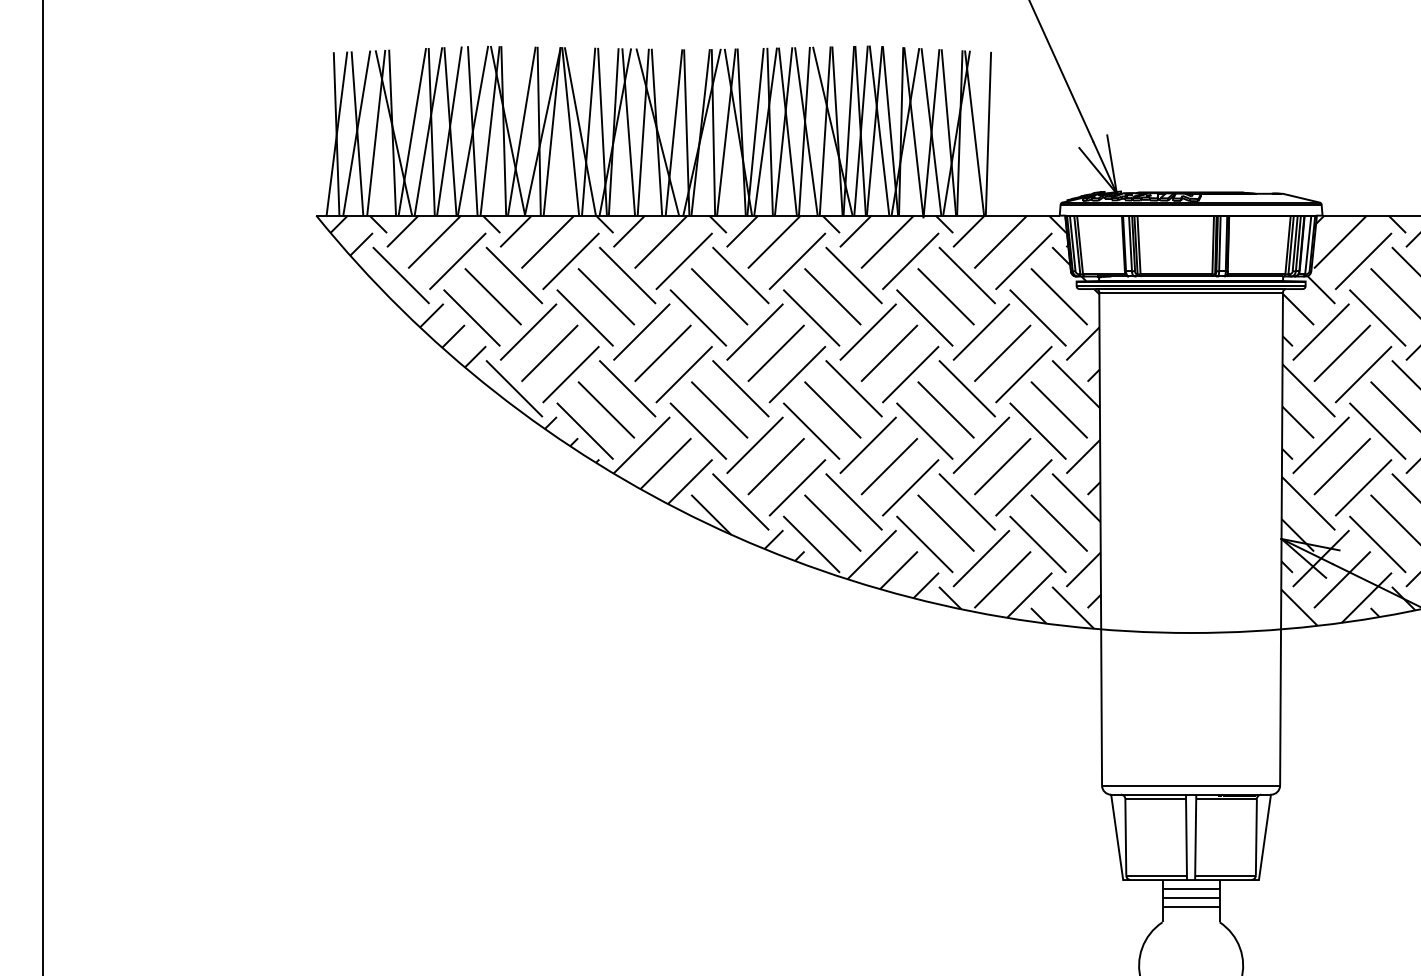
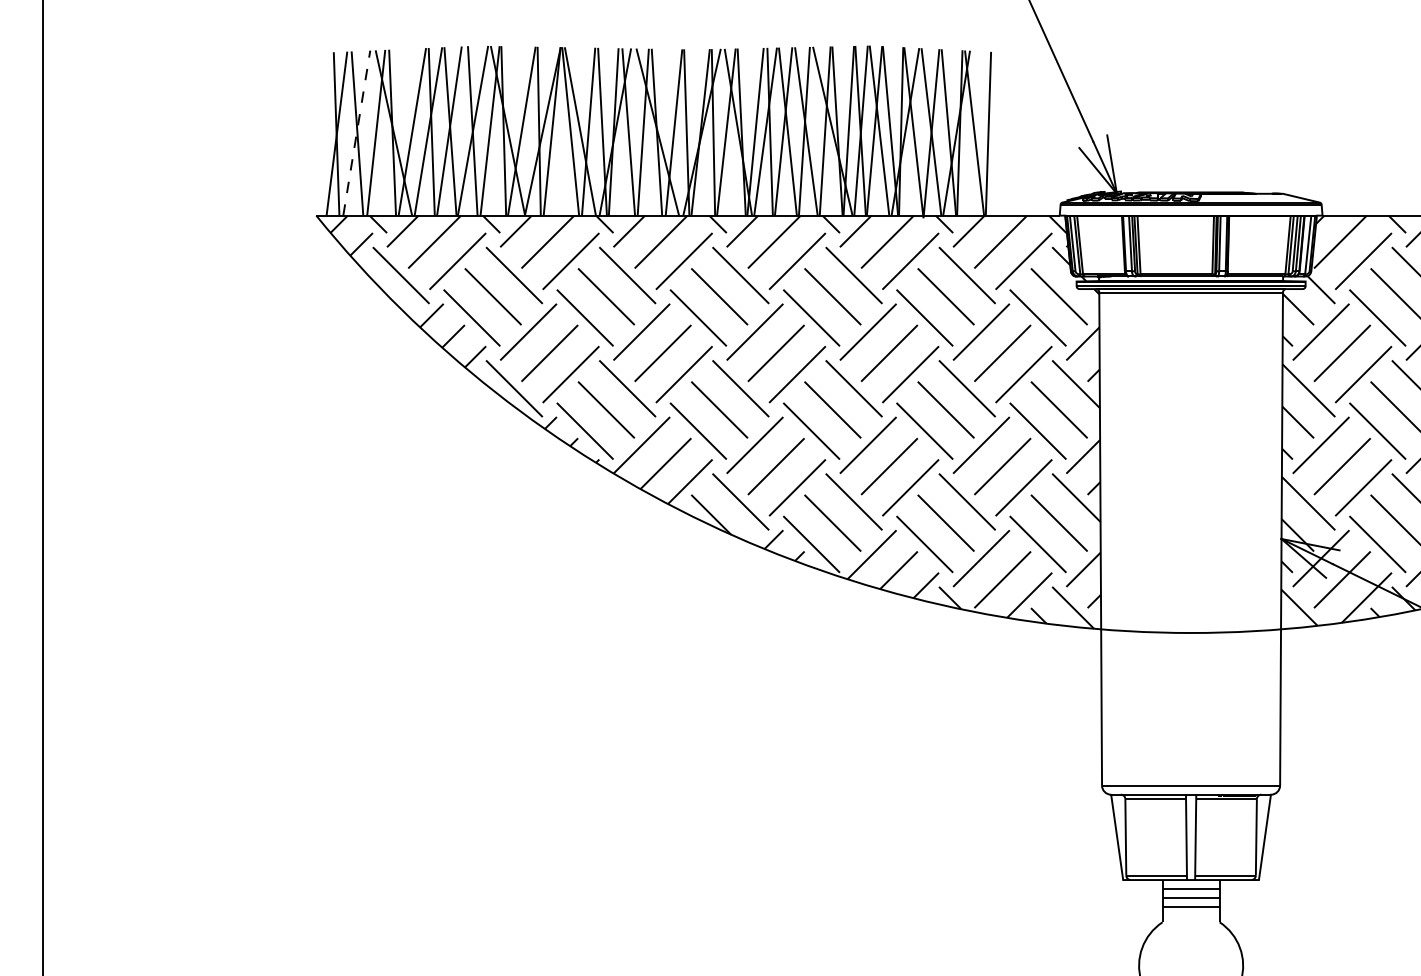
line: solid -> dashed (356, 133)
